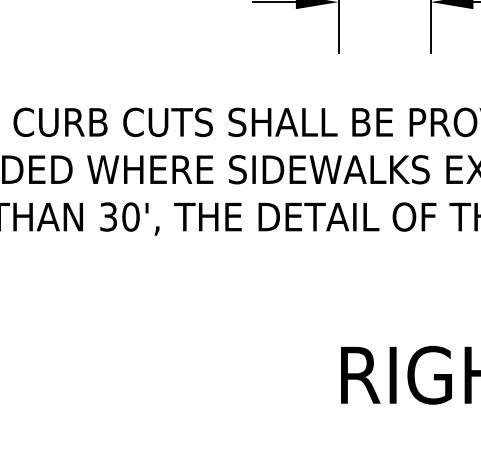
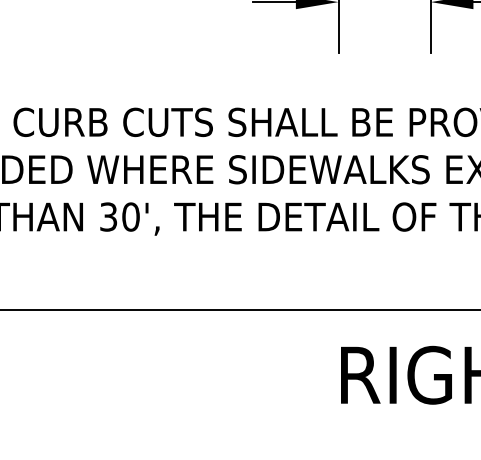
line: none -> present (239, 309)
